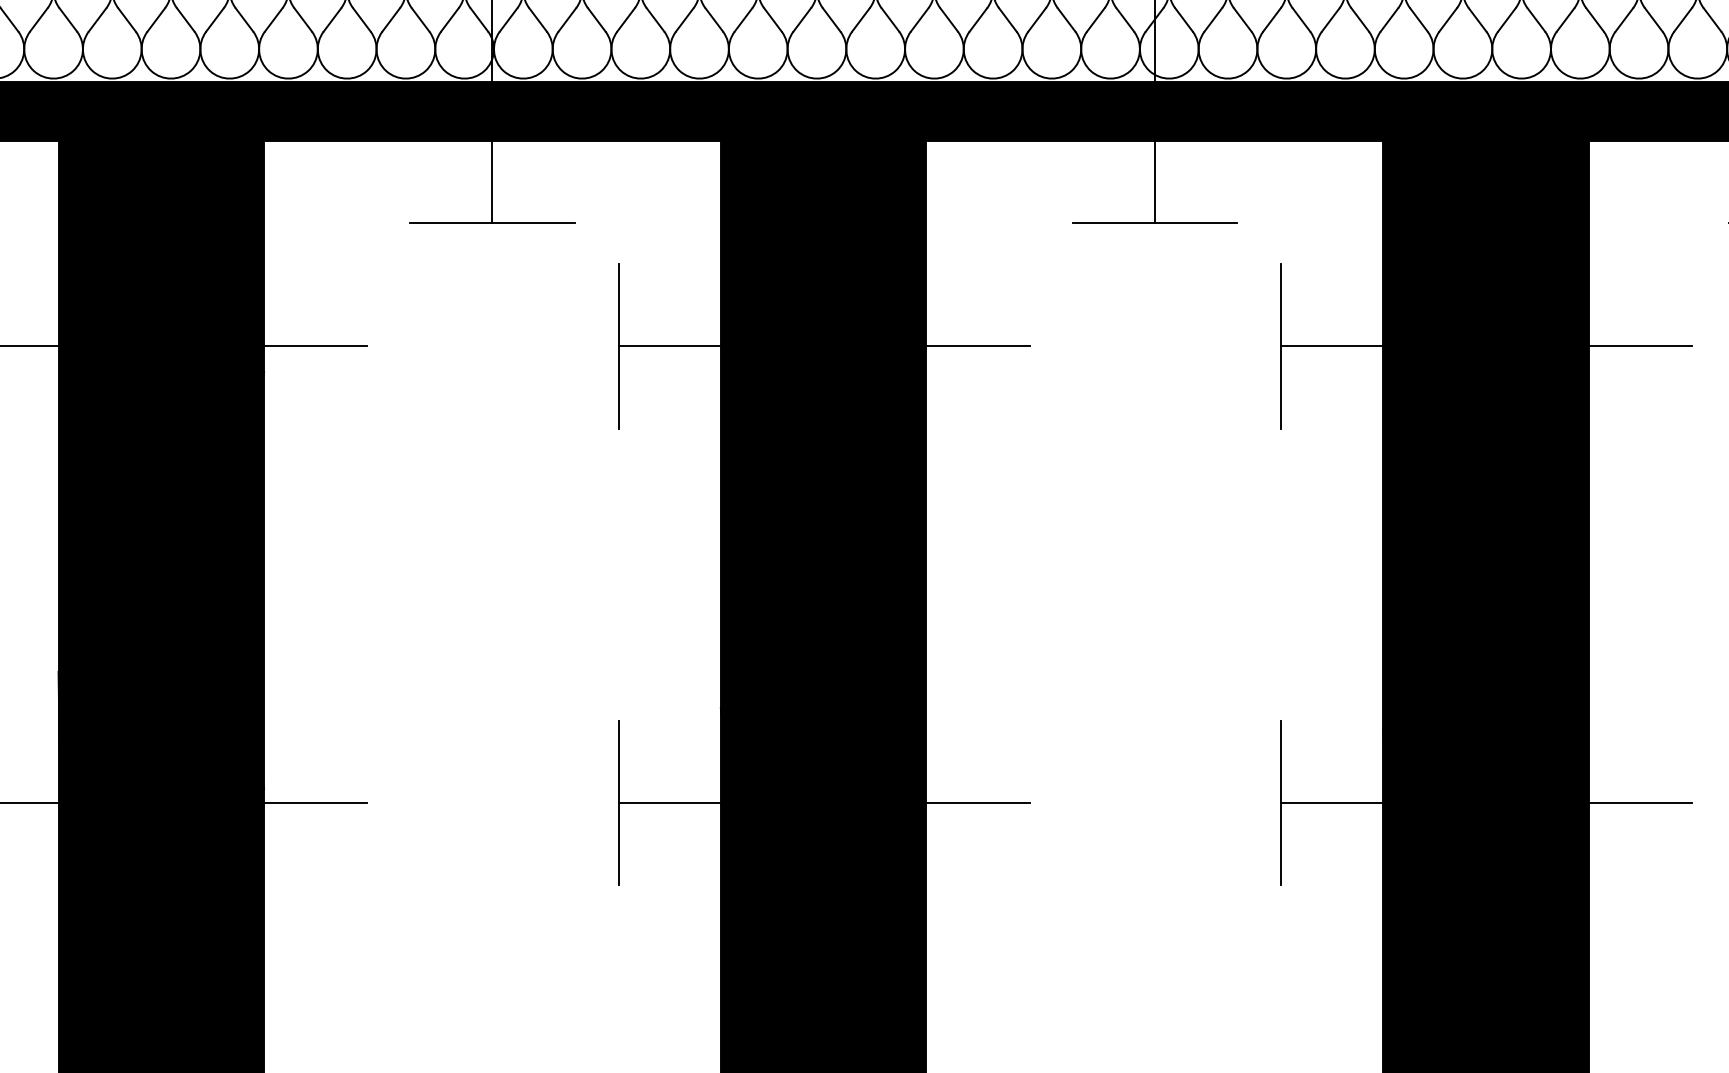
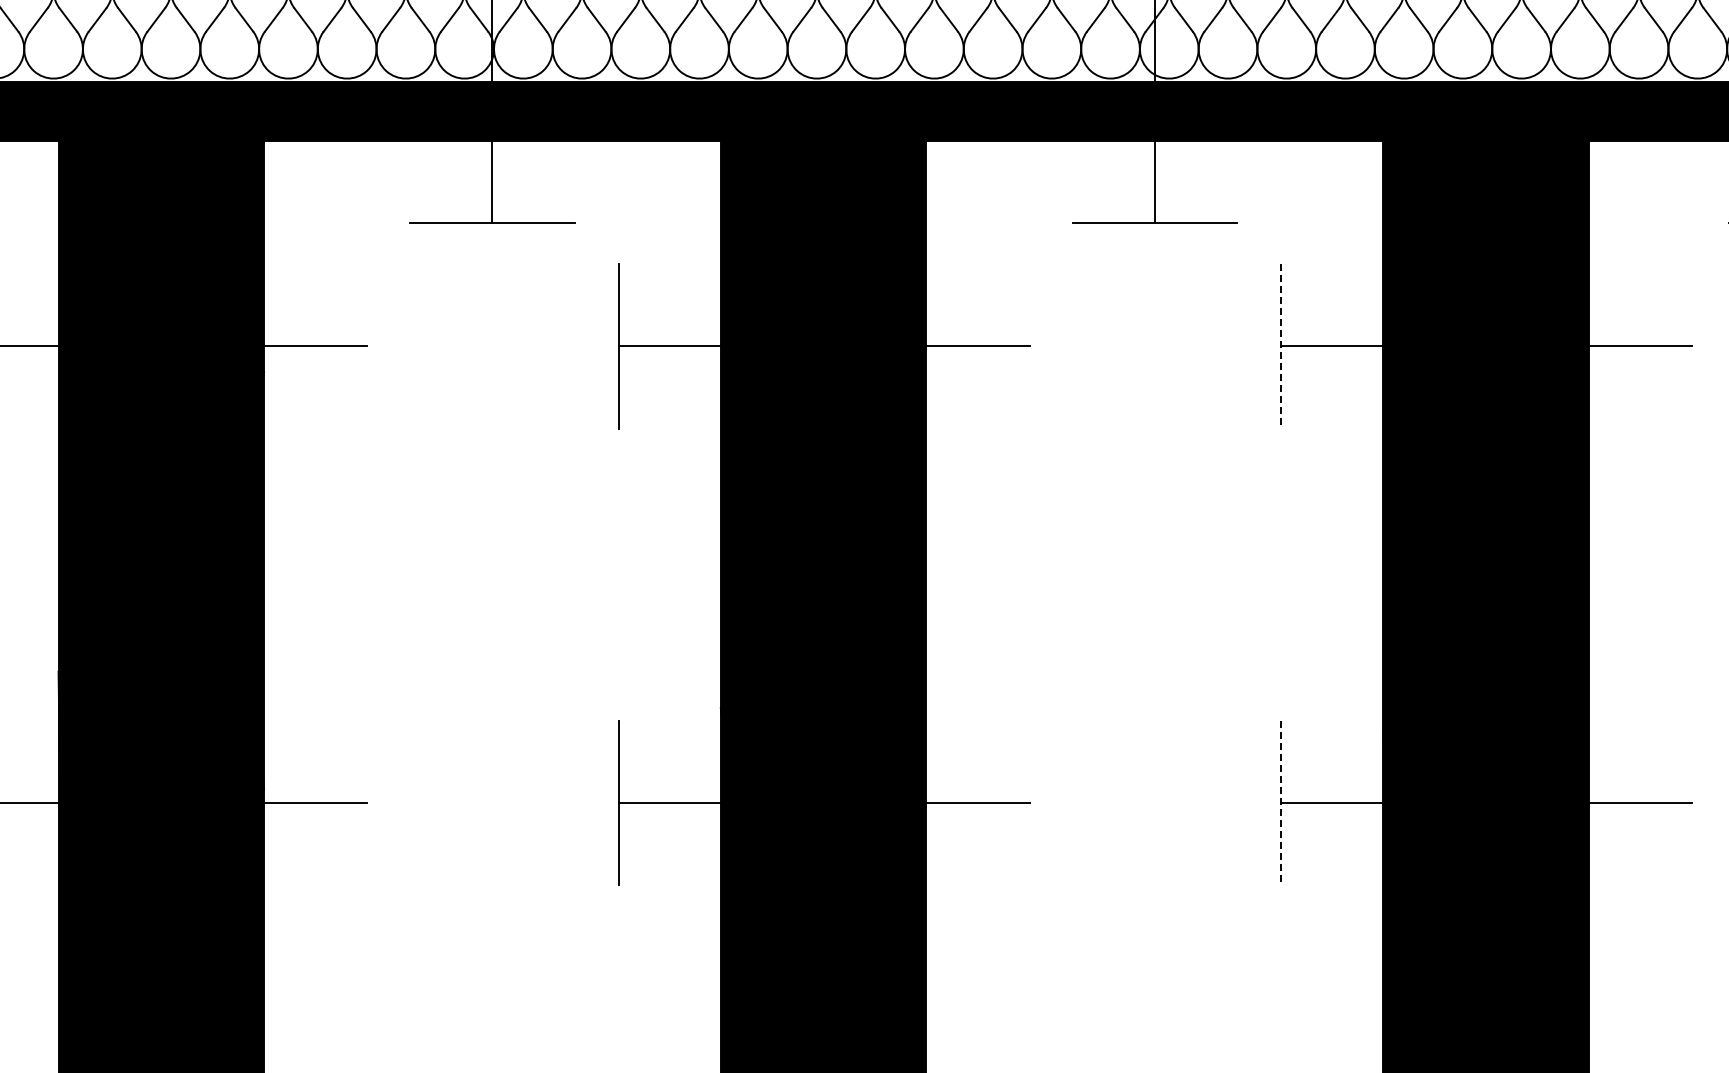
line: solid -> dashed (1280, 346)
line: solid -> dashed (1280, 803)
